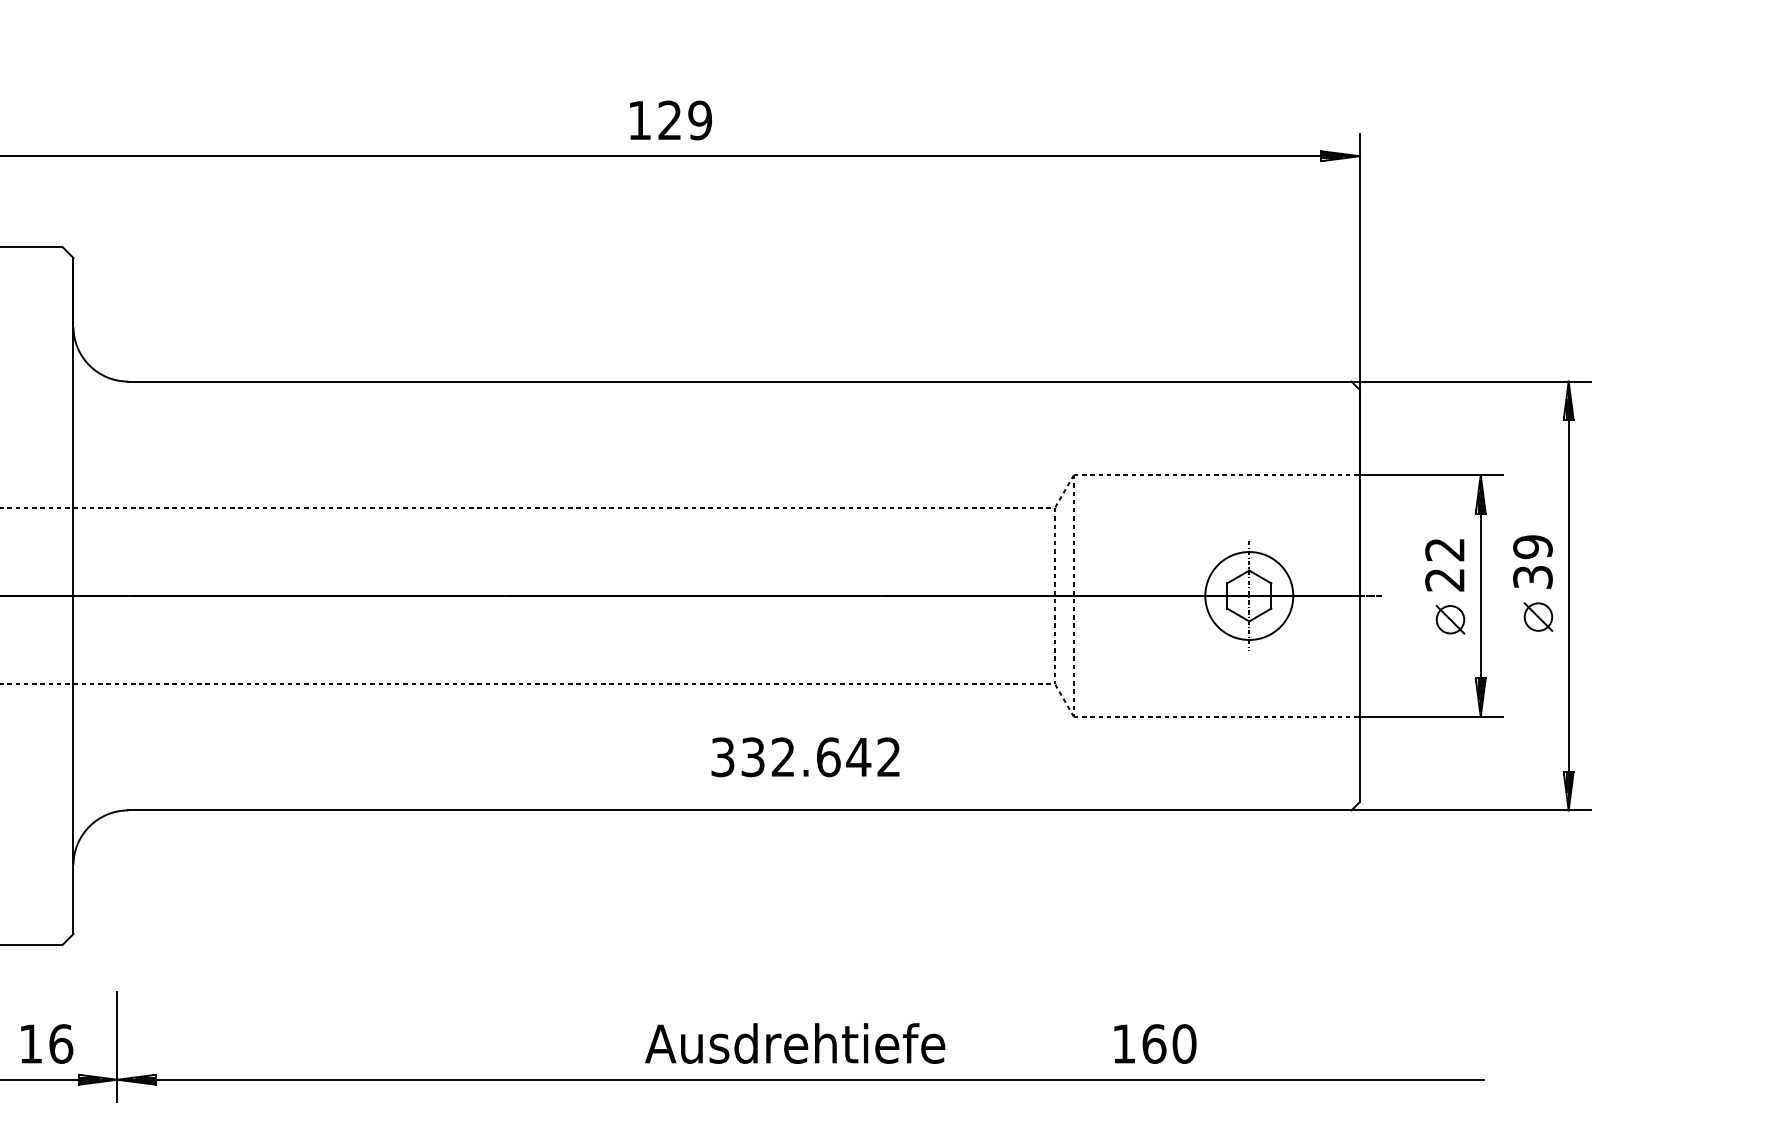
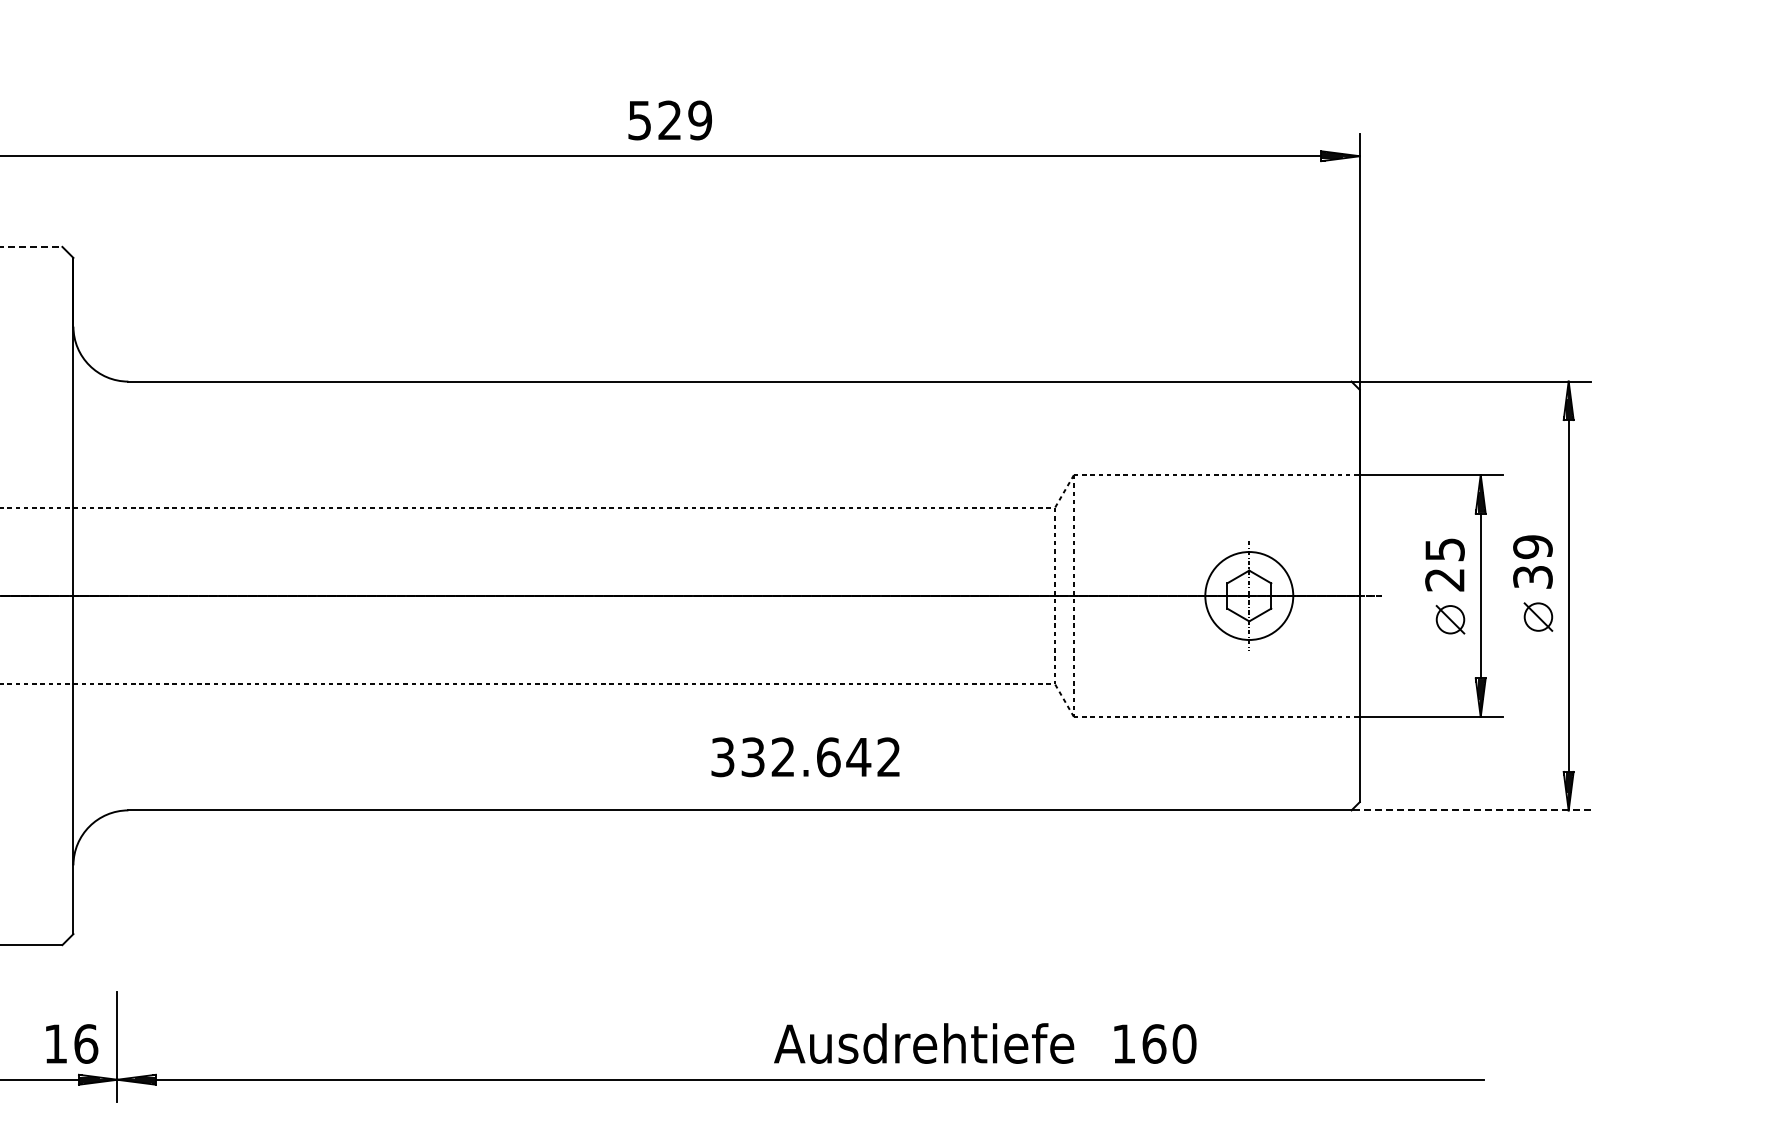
text: 129 -> 529 (639, 120)
line: solid -> dashed (31, 246)
text: 22 -> 25 (1444, 549)
line: solid -> dashed (1471, 810)
text position: (47, 1043) -> (72, 1043) (72, 1043)
text position: (795, 1043) -> (924, 1043) (924, 1043)
